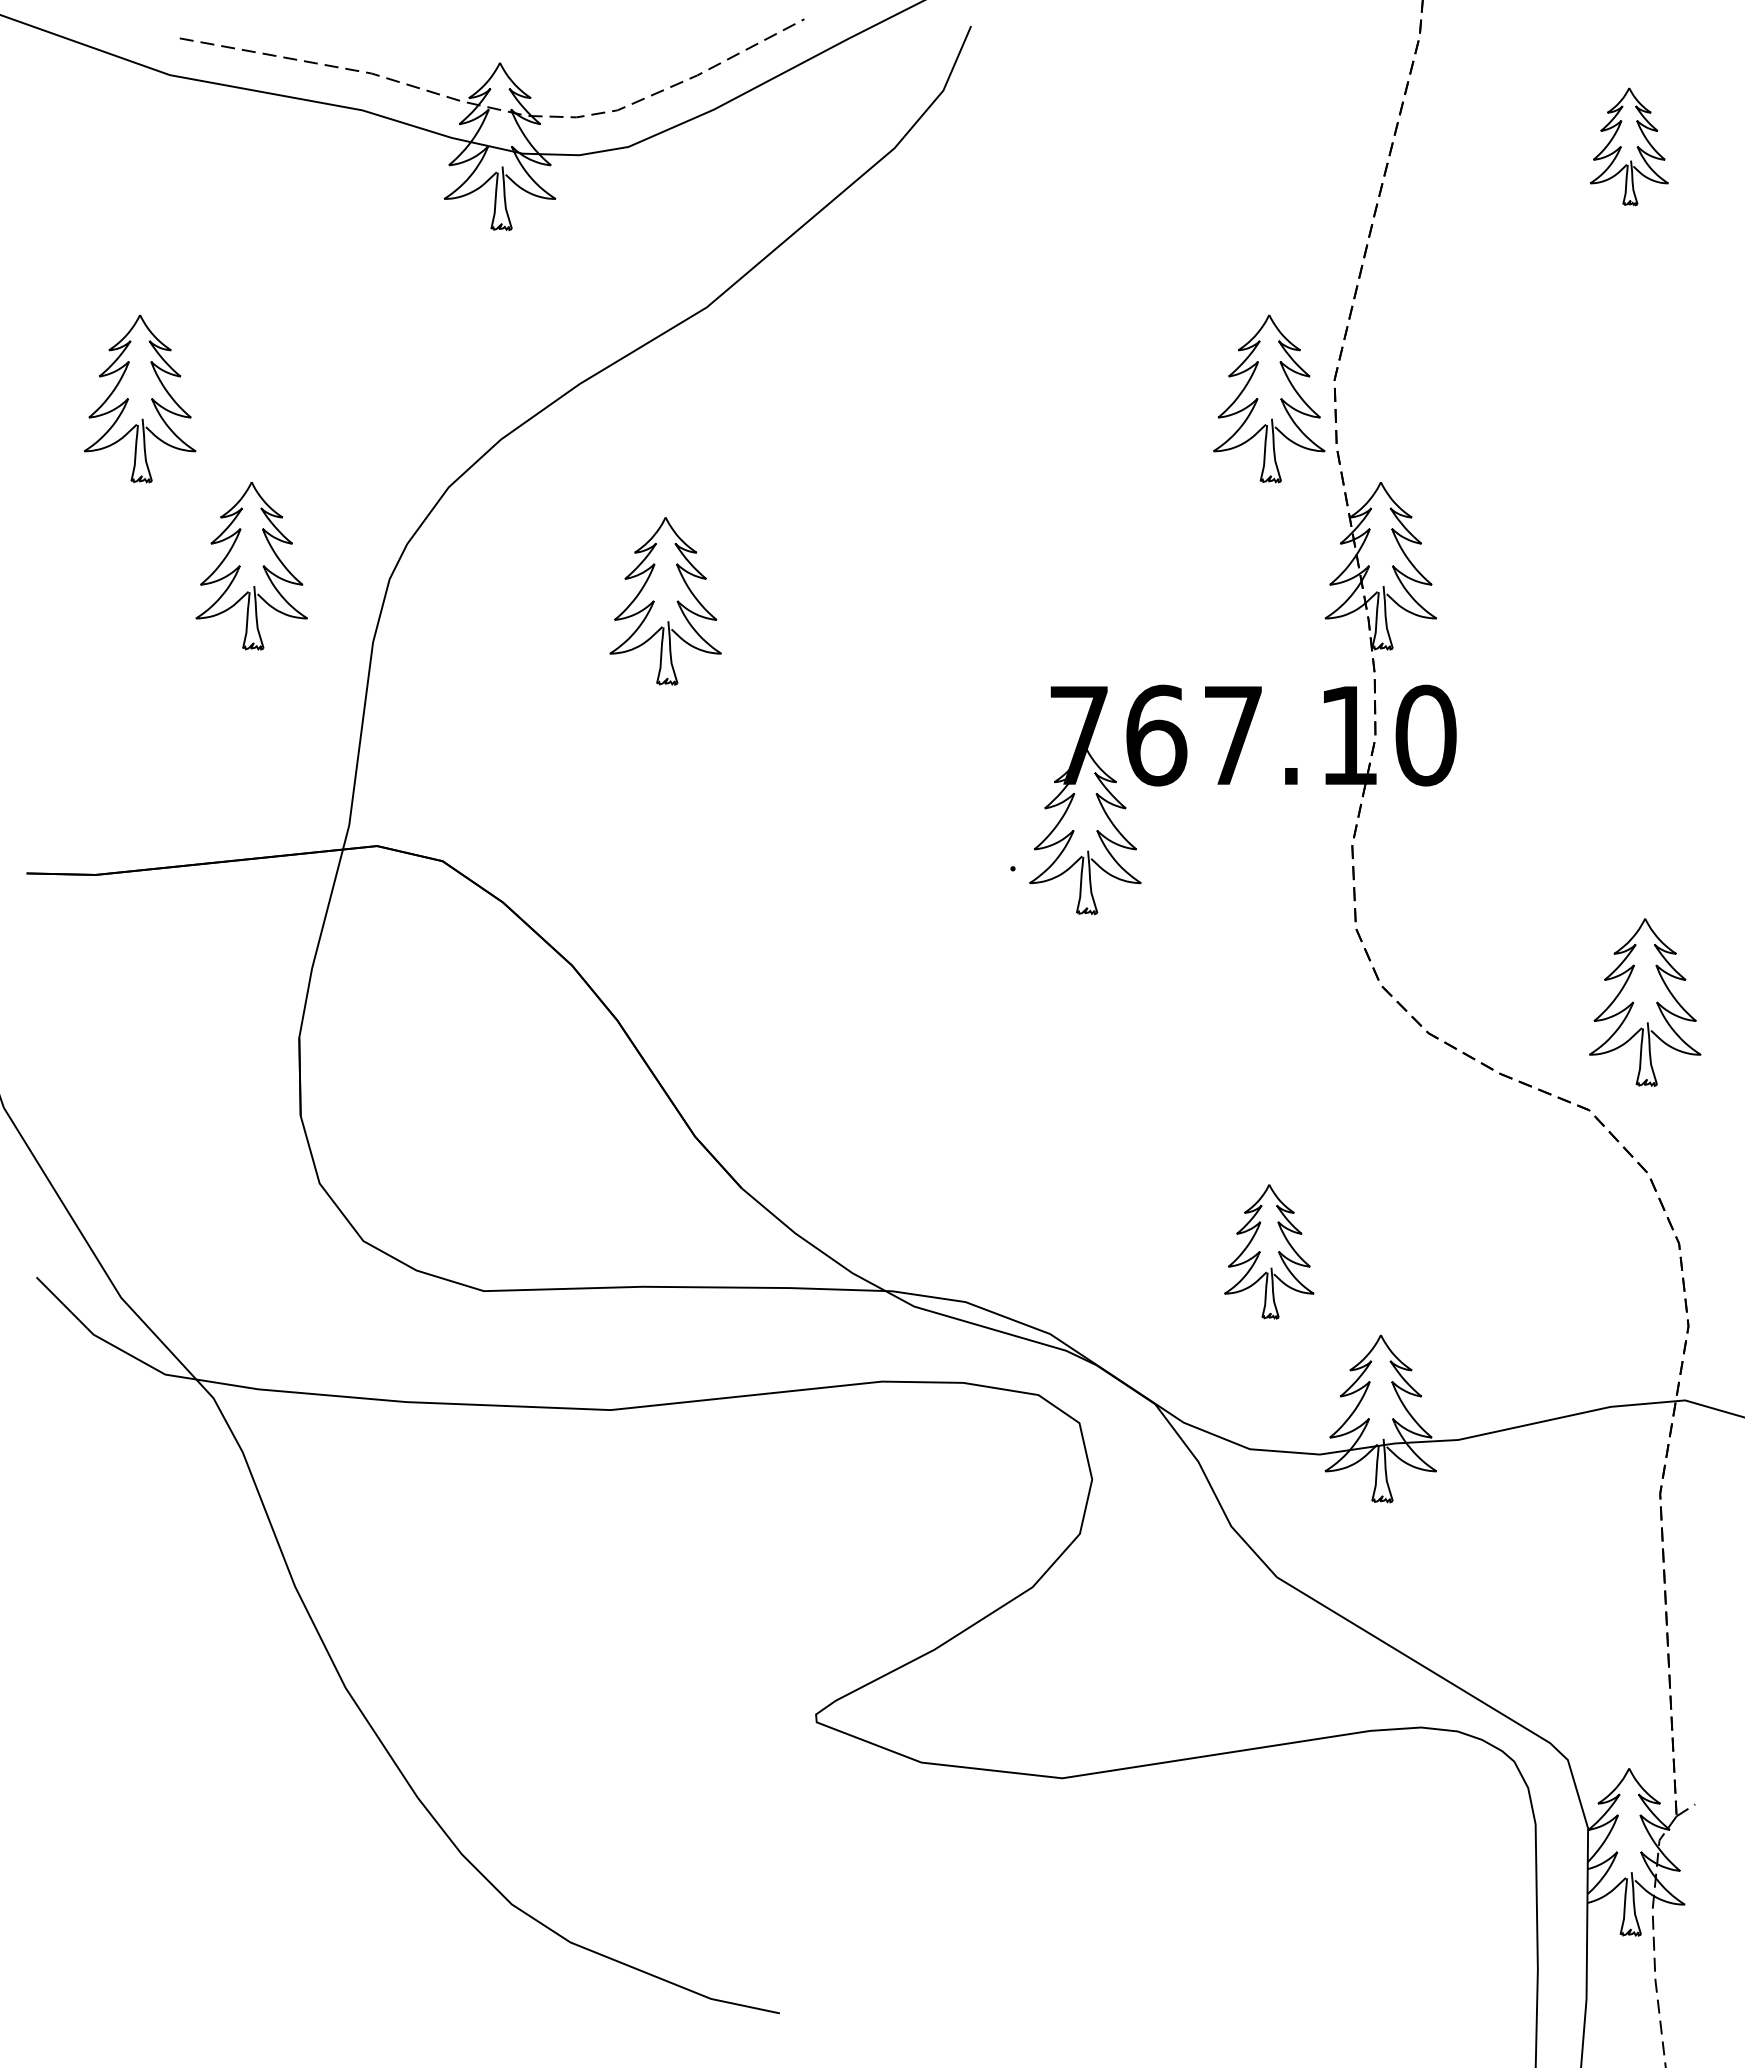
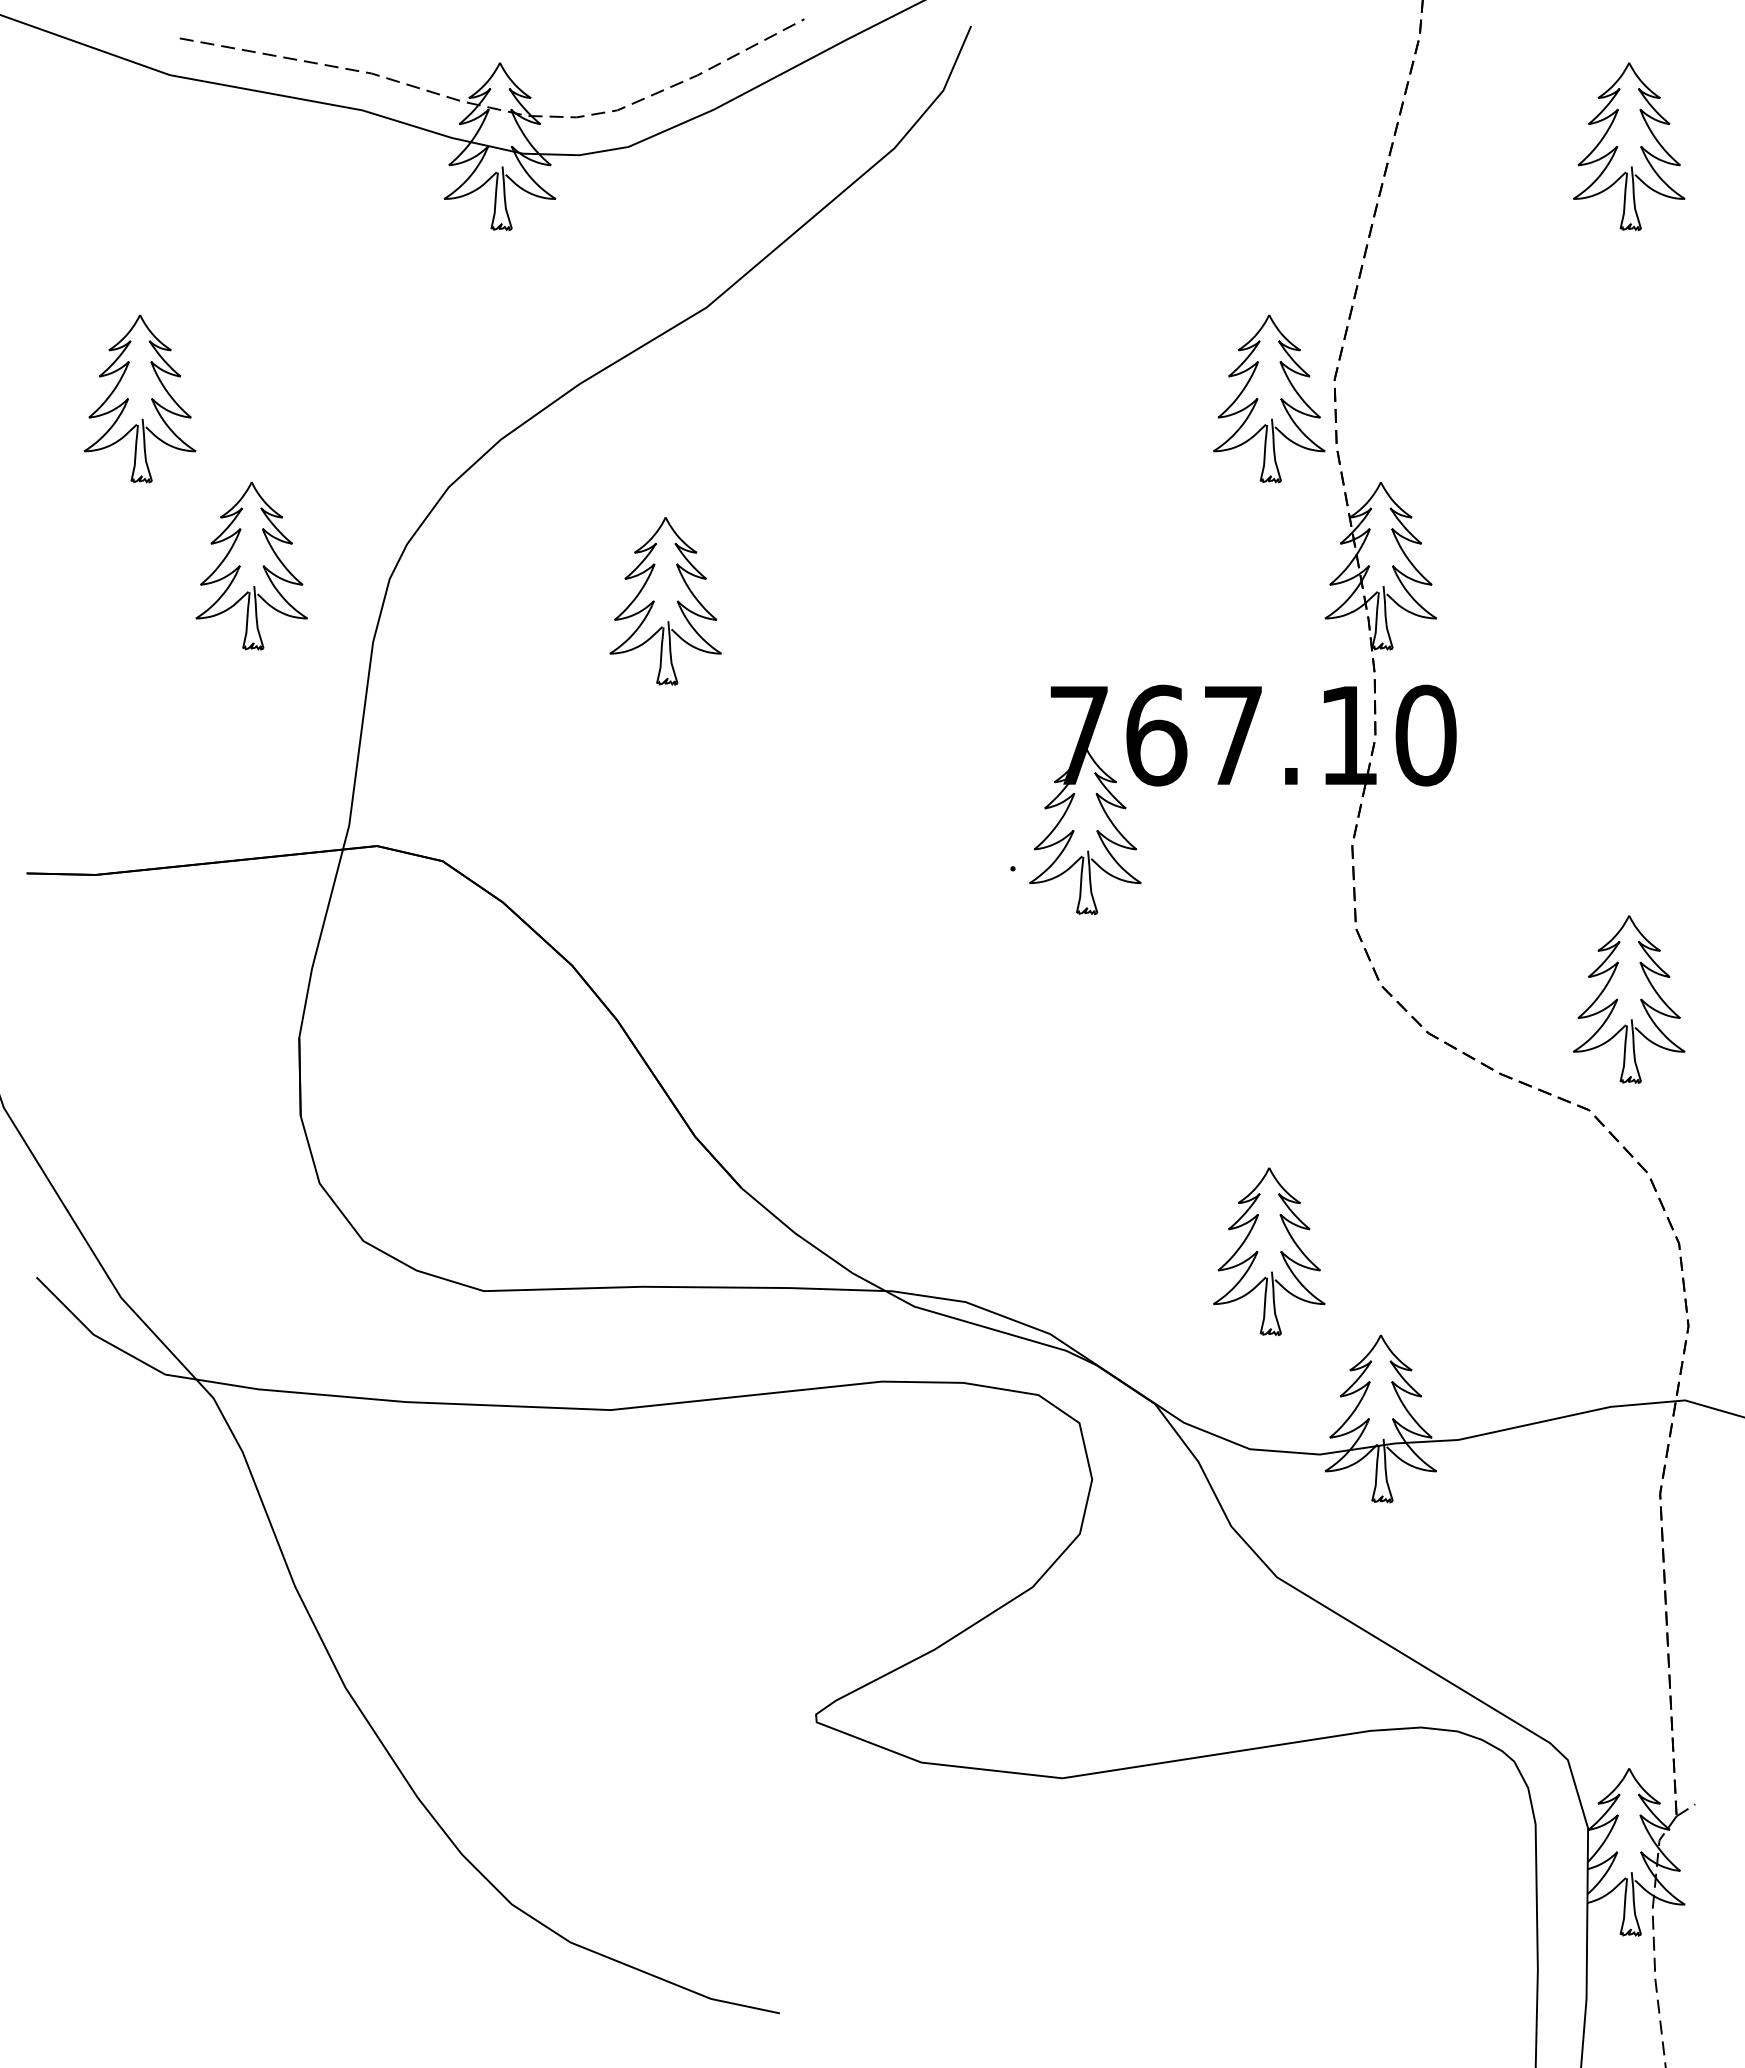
part size: 80x120 px -> 113x170 px (1629, 146)
part position: (1645, 1002) -> (1629, 999) (1629, 999)
part size: 91x136 px -> 113x170 px (1269, 1251)
